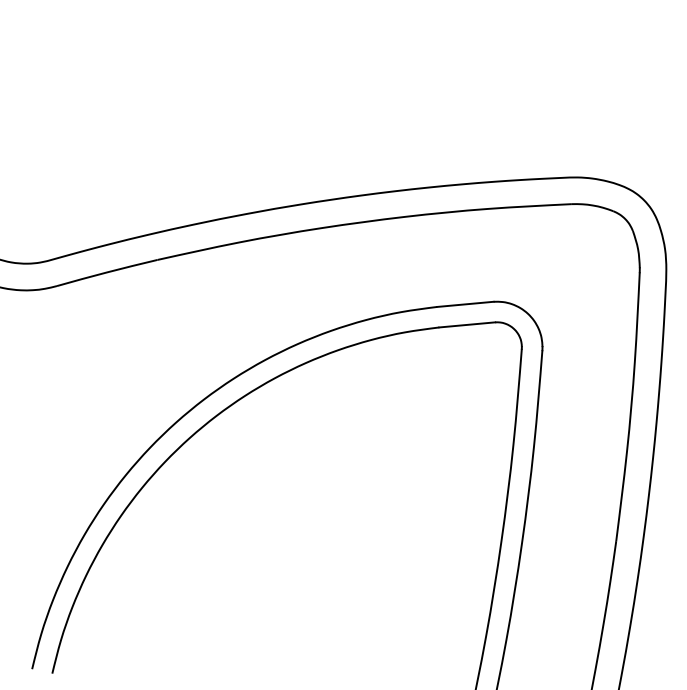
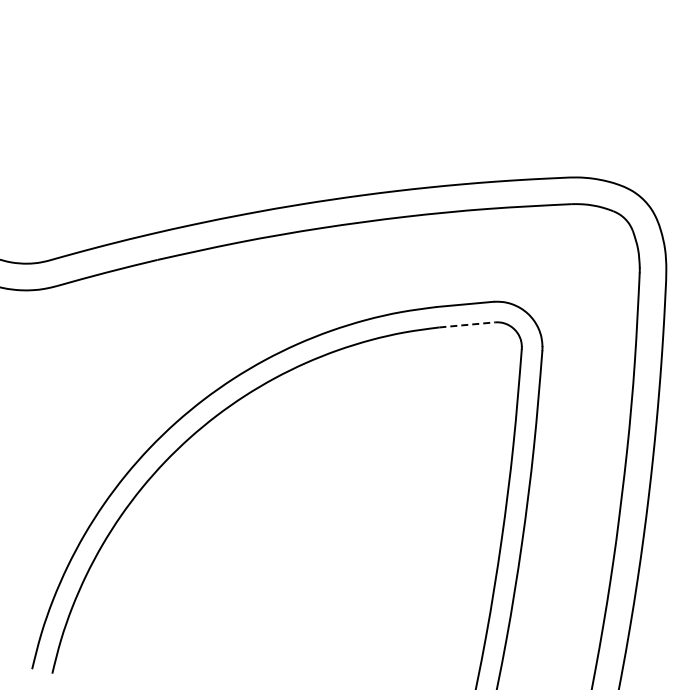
line: solid -> dashed (467, 324)
